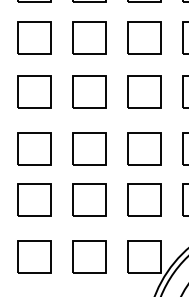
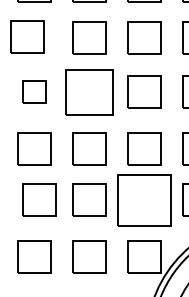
part position: (34, 37) -> (27, 36) (27, 36)
part size: 35x34 px -> 25x24 px (34, 91)
part size: 35x34 px -> 49x47 px (89, 92)
part position: (34, 199) -> (39, 199) (39, 199)
part size: 35x34 px -> 55x53 px (144, 200)
